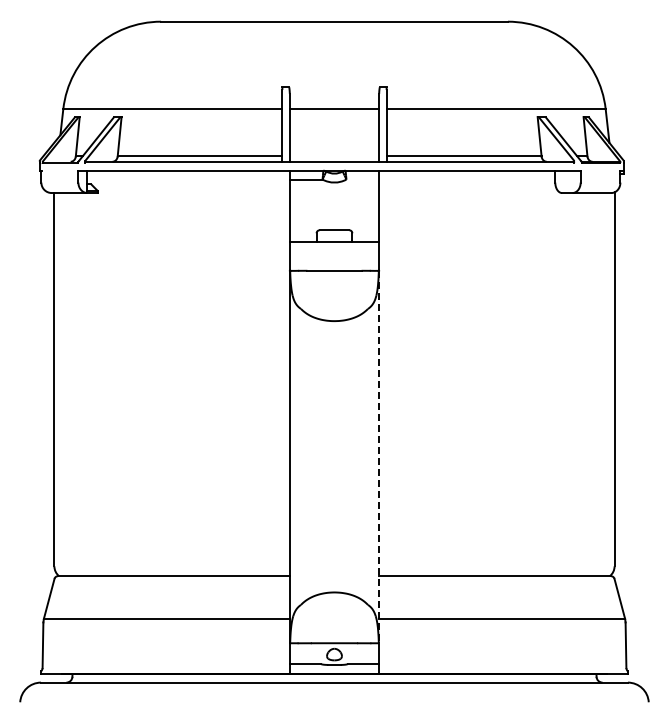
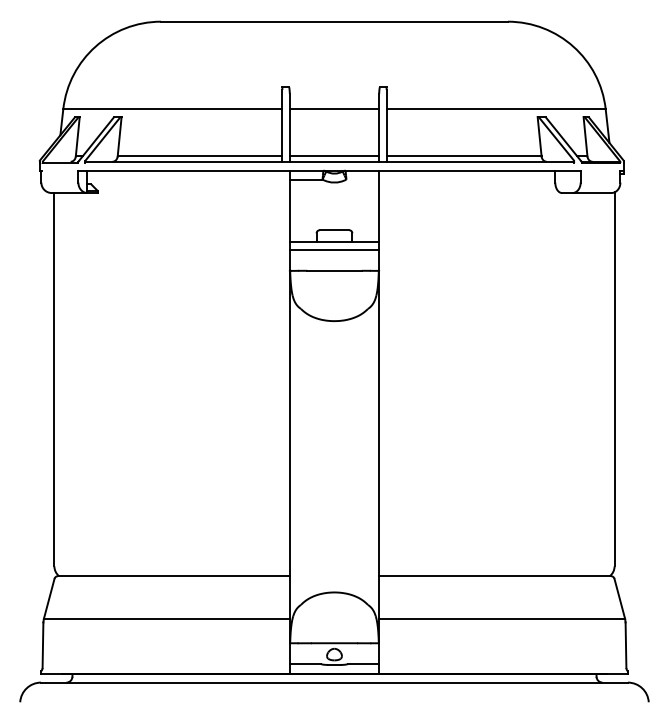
line: none -> present (334, 156)
line: none -> present (334, 250)
line: dashed -> solid (379, 457)
